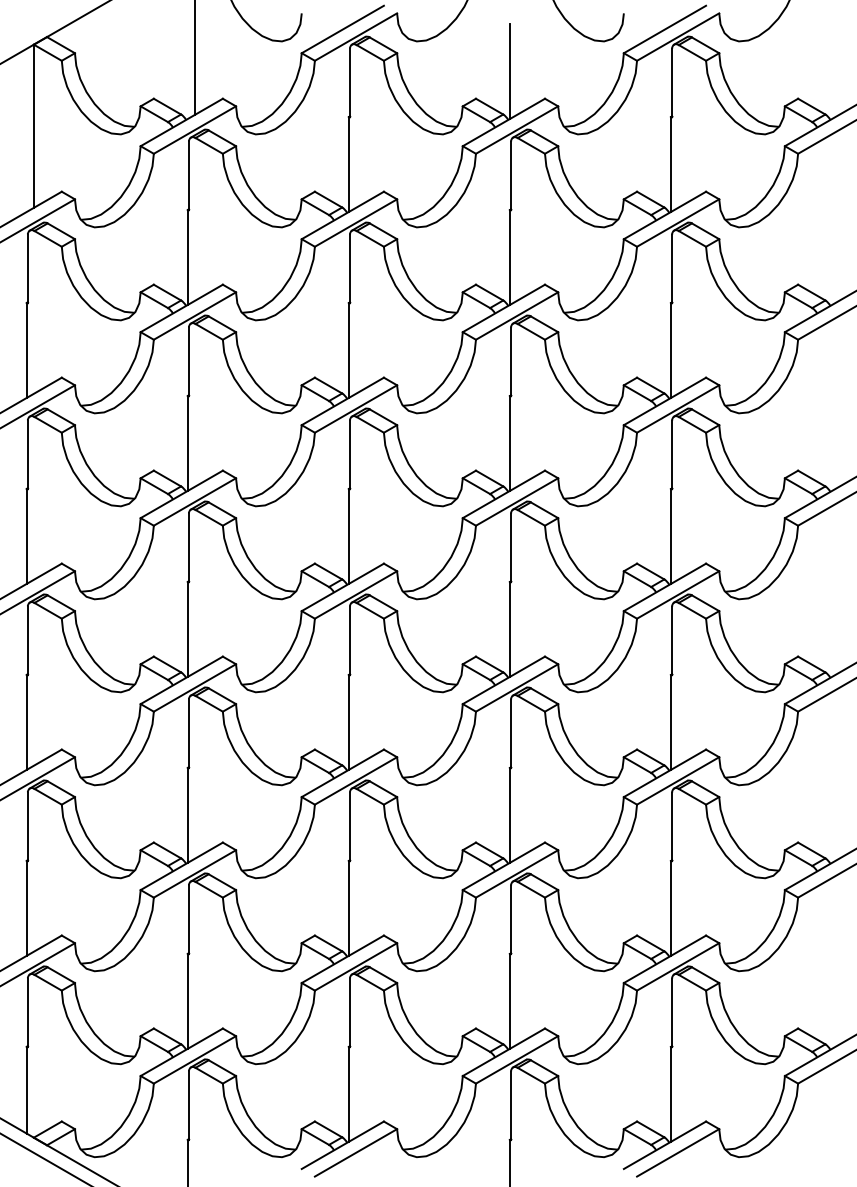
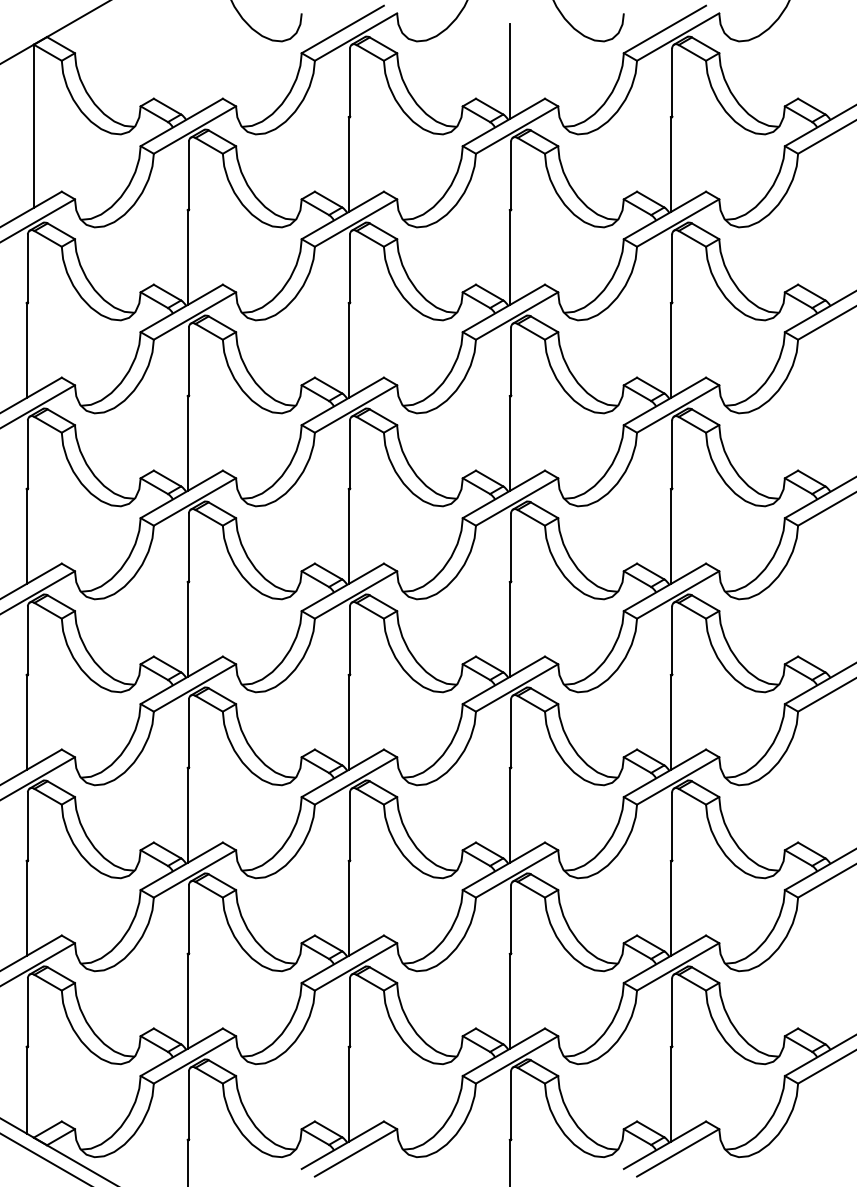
line: present -> none (194, 58)
